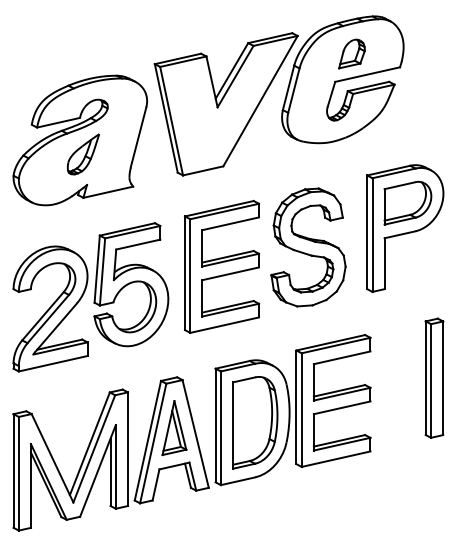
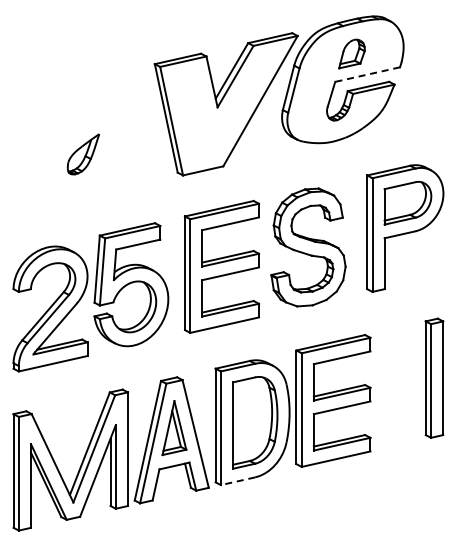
line: solid -> dashed (367, 74)
part: present -> none (79, 140)
line: solid -> dashed (238, 481)
